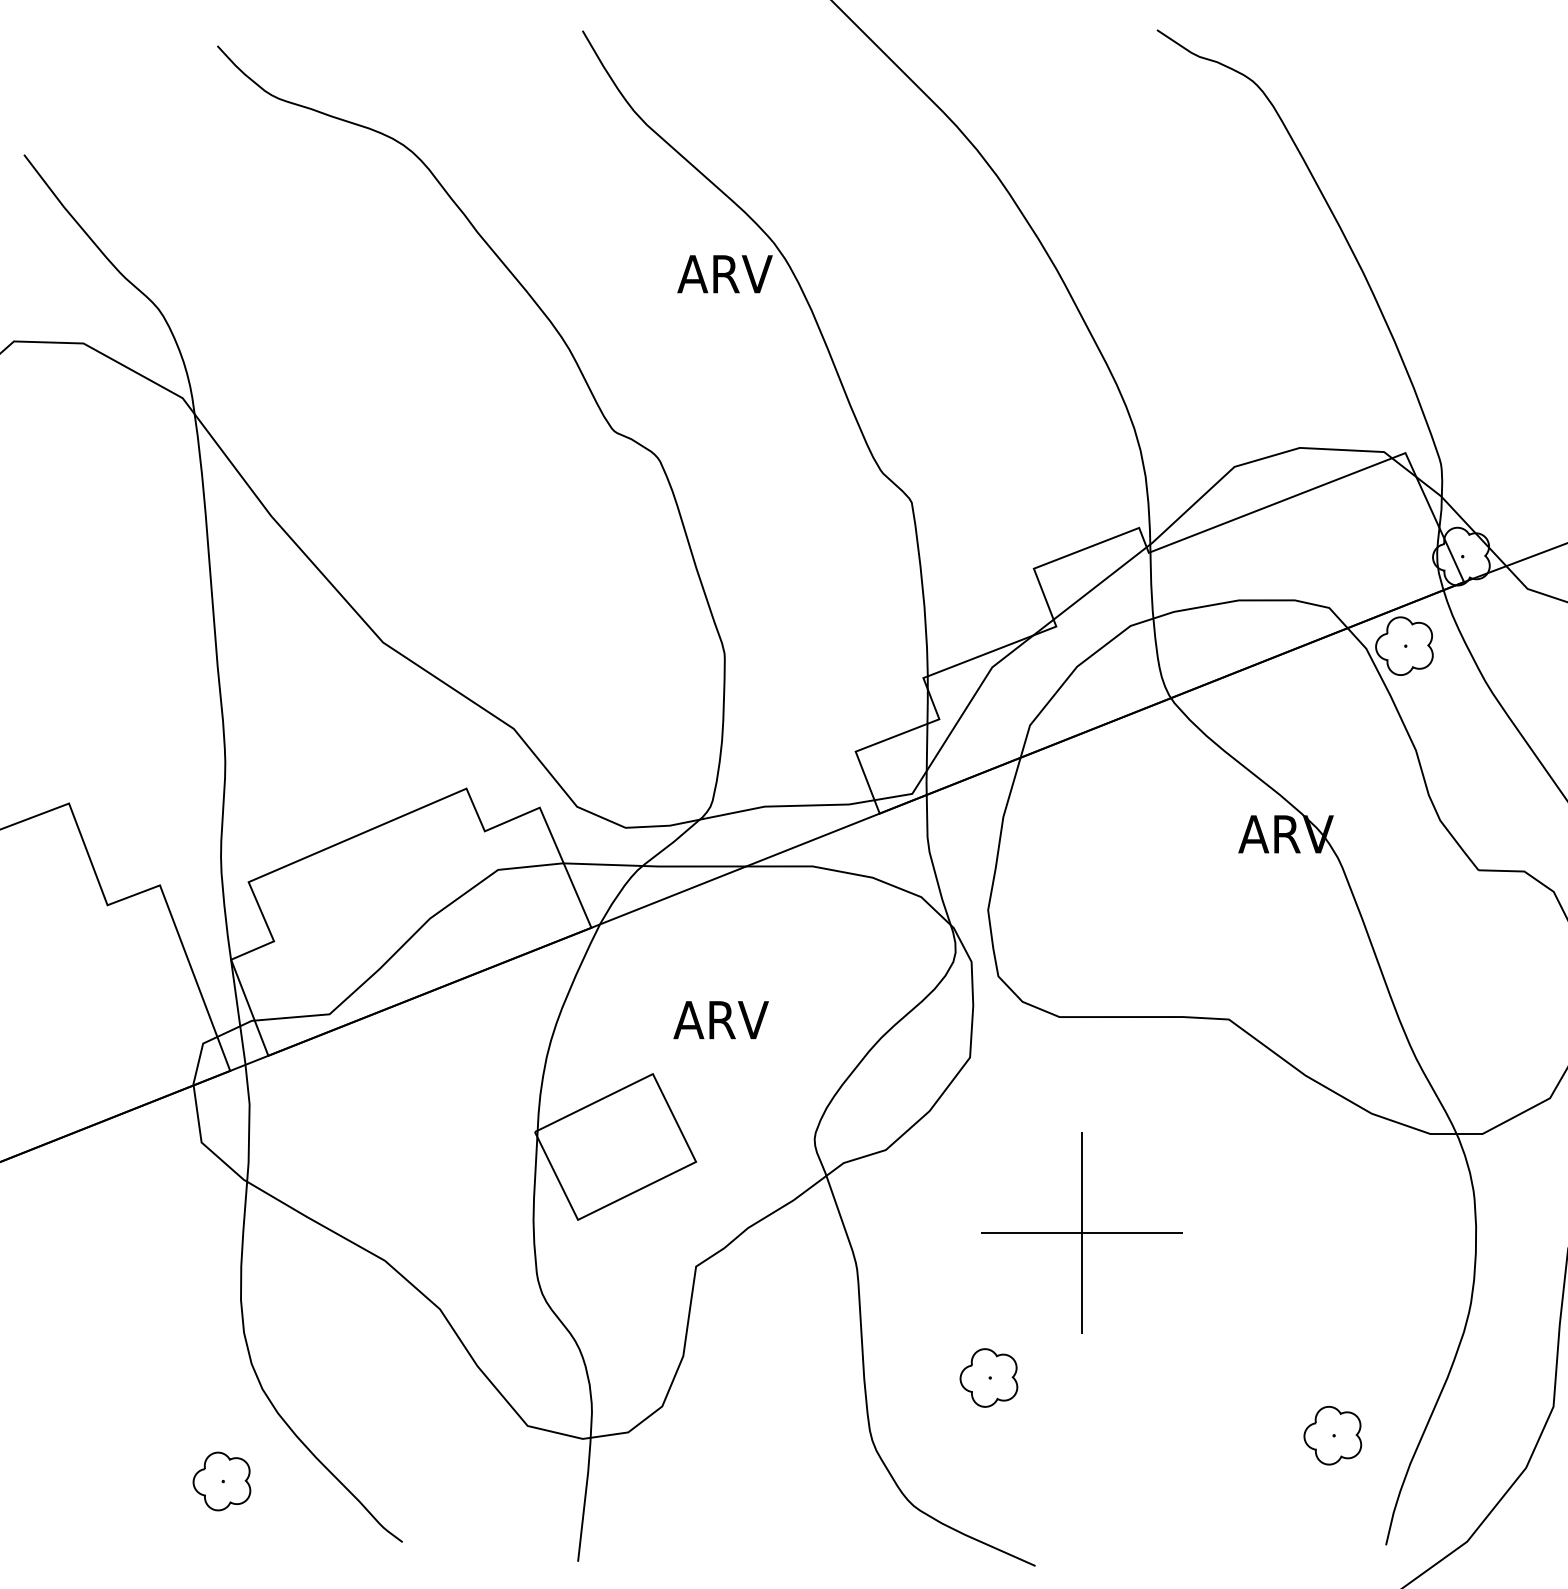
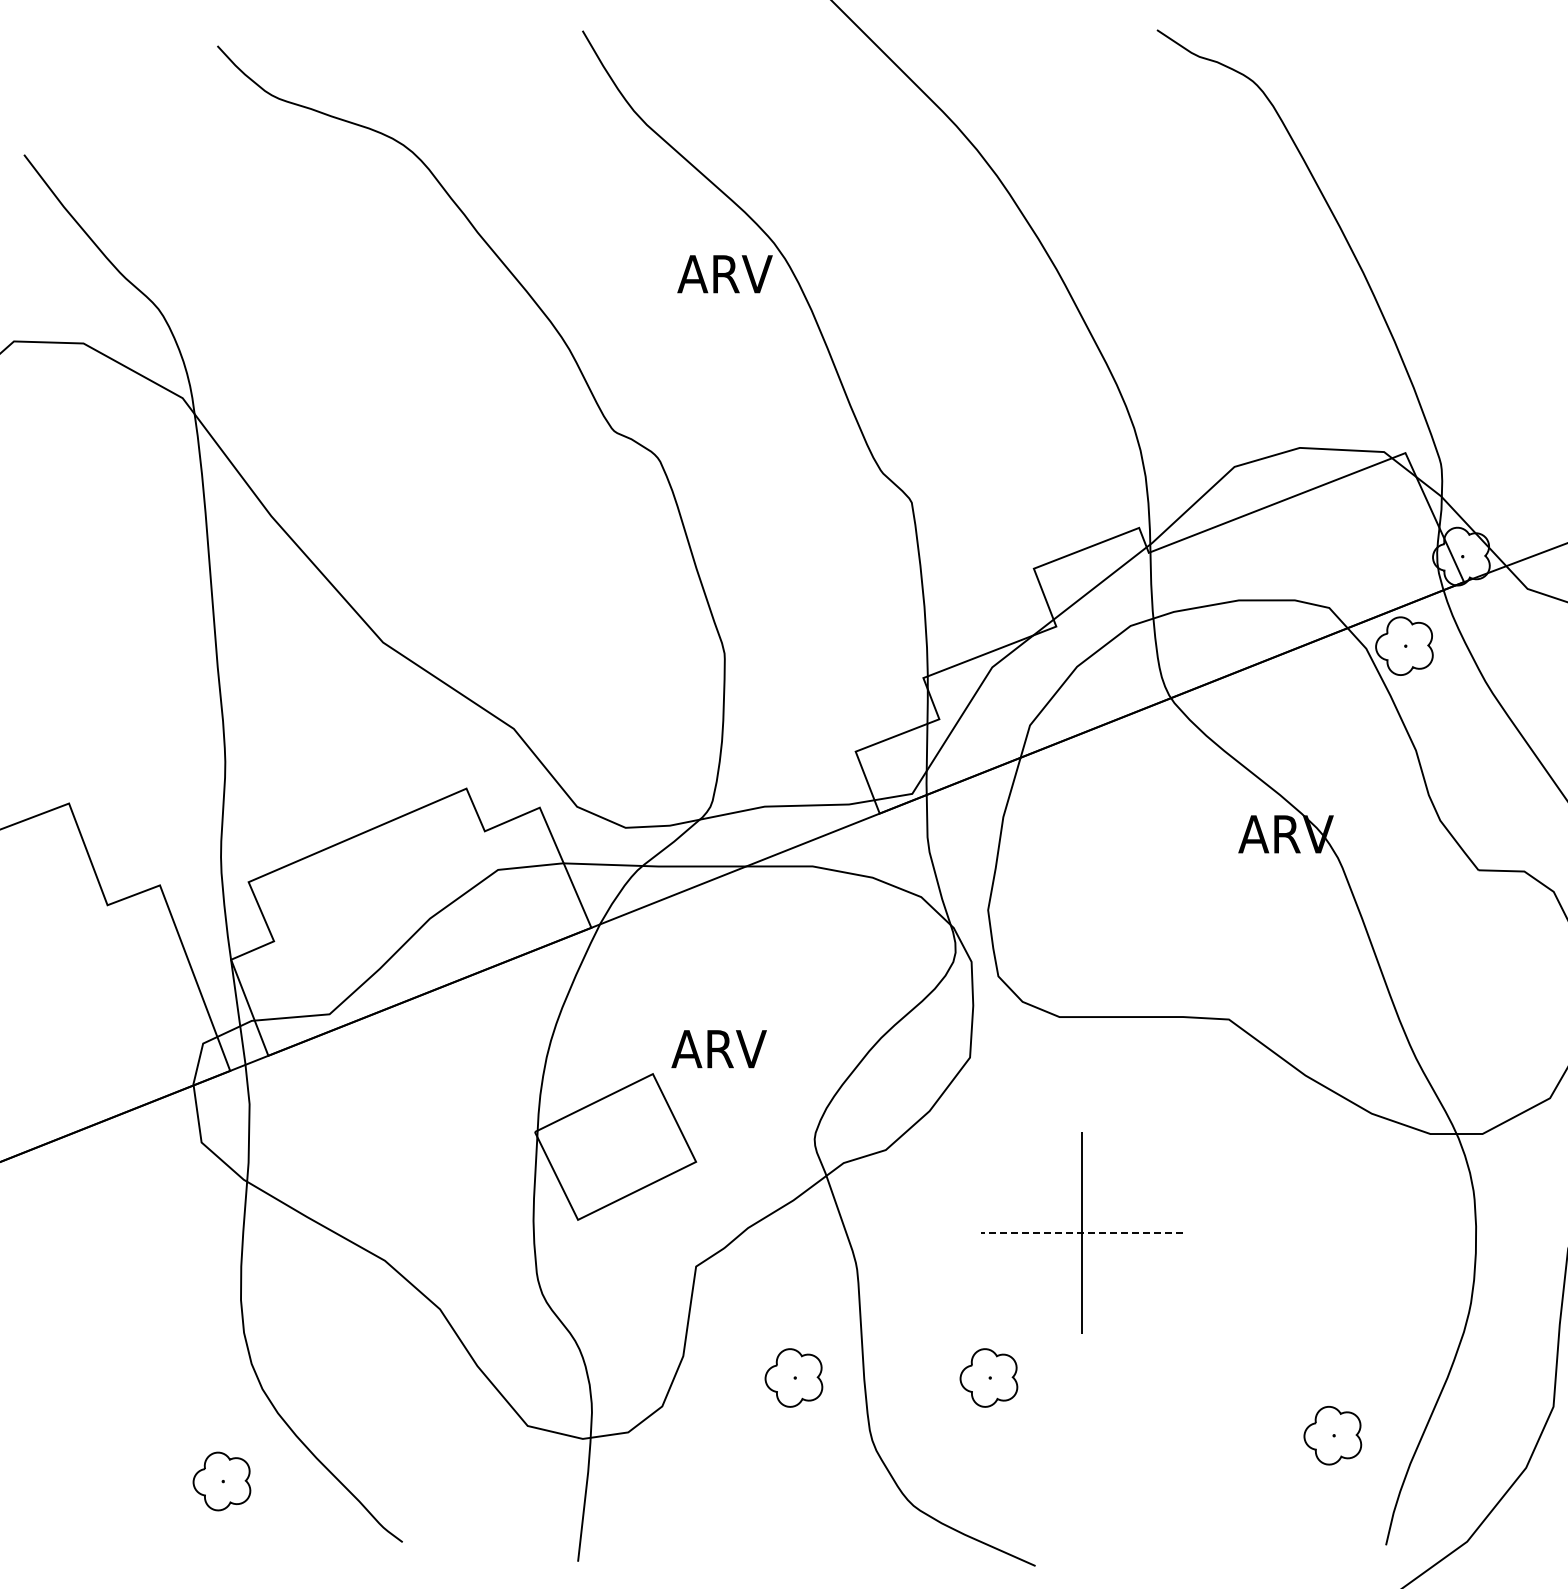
text position: (720, 1020) -> (718, 1049) (718, 1049)
line: solid -> dashed (1081, 1232)
part: none -> present (793, 1377)
